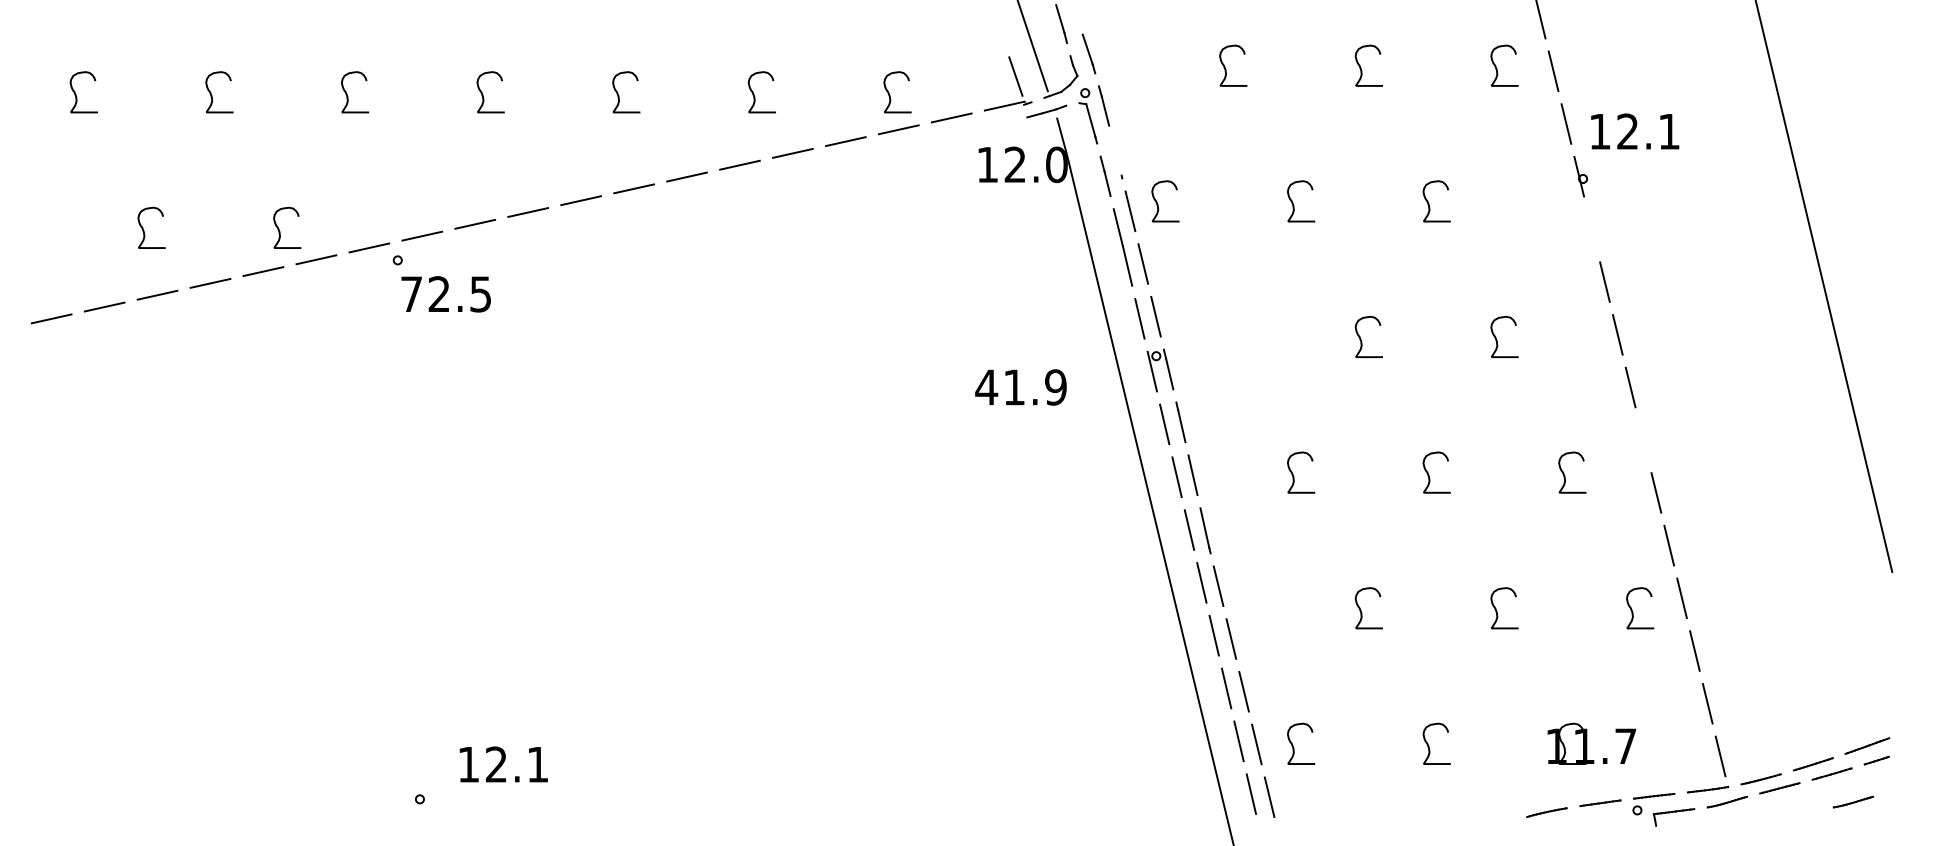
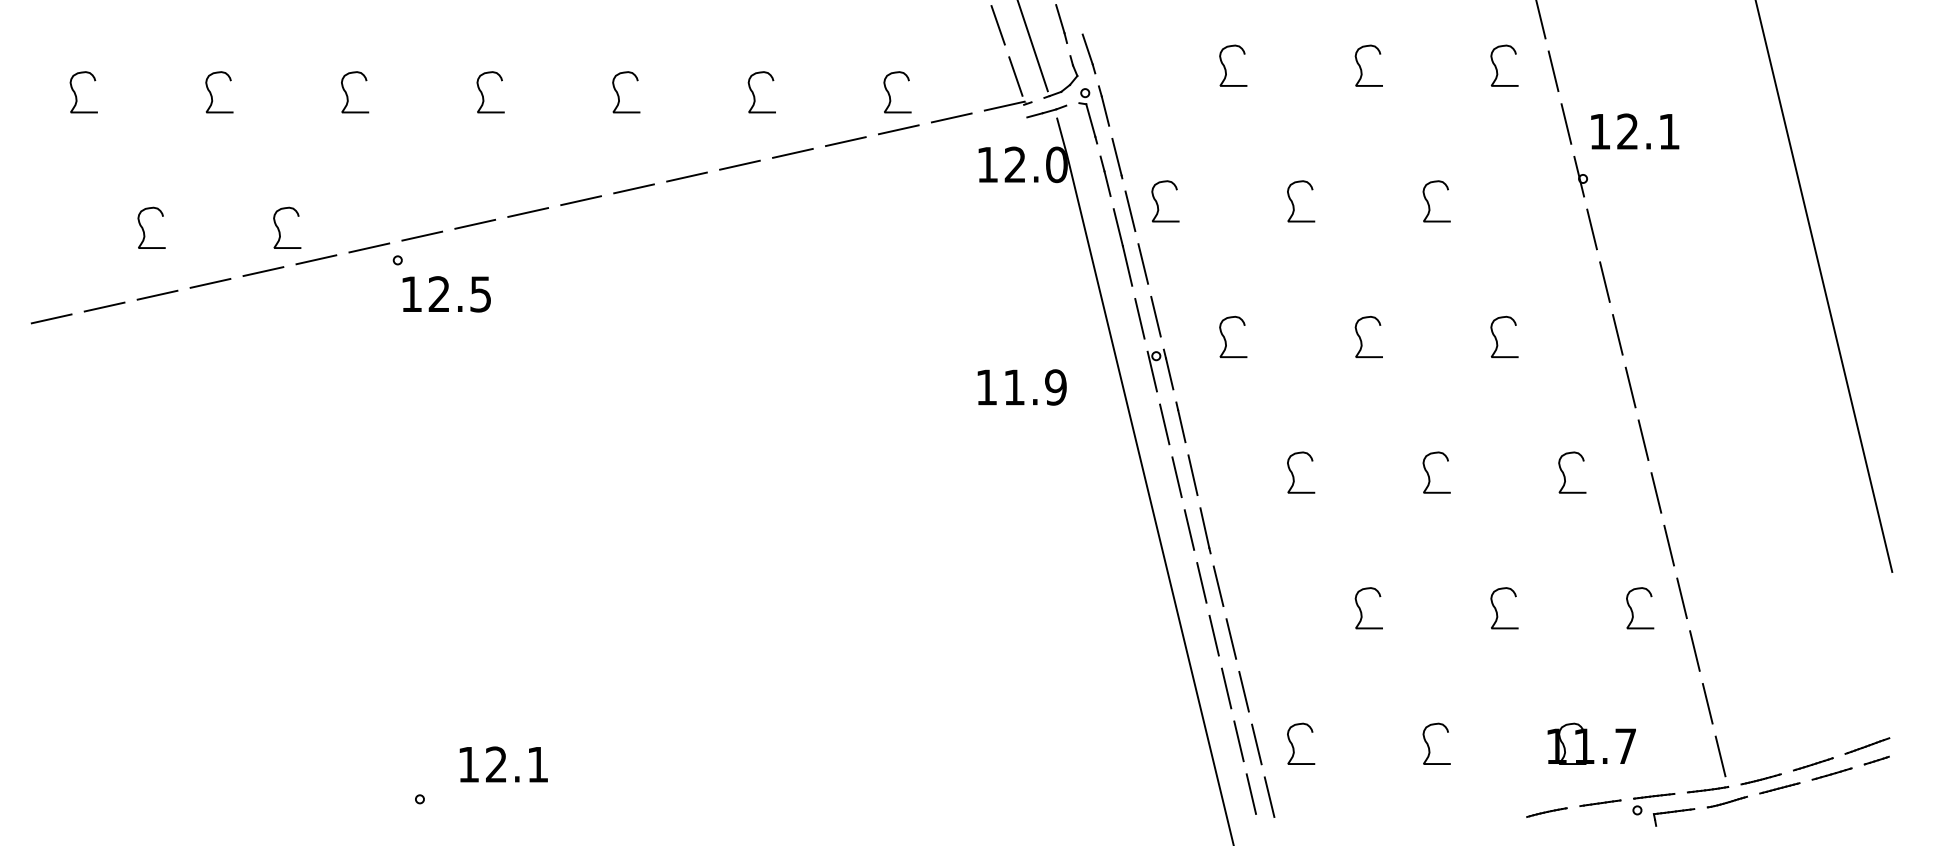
line: none -> present (997, 25)
line: none -> present (1116, 156)
line: none -> present (1591, 229)
text: 72.5 -> 12.5 (411, 293)
part: none -> present (1225, 337)
text: 41.9 -> 11.9 (986, 387)
line: none -> present (1643, 440)
line: present -> none (1852, 801)
